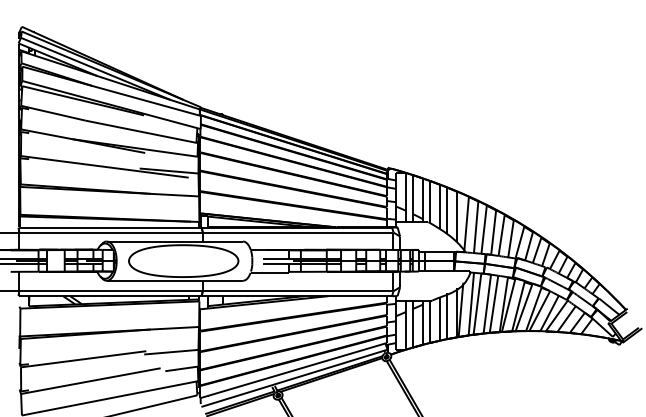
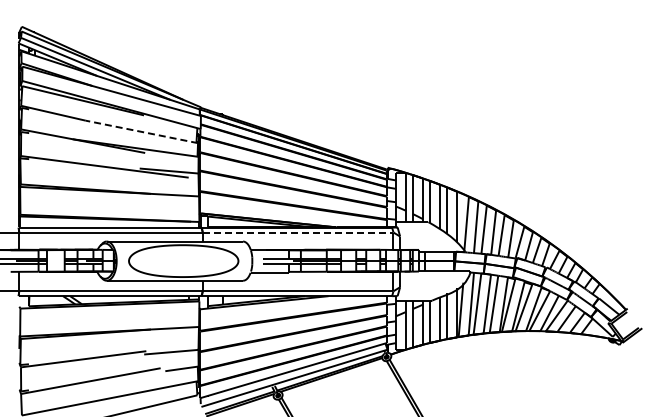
line: solid -> dashed (141, 131)
line: solid -> dashed (298, 232)
